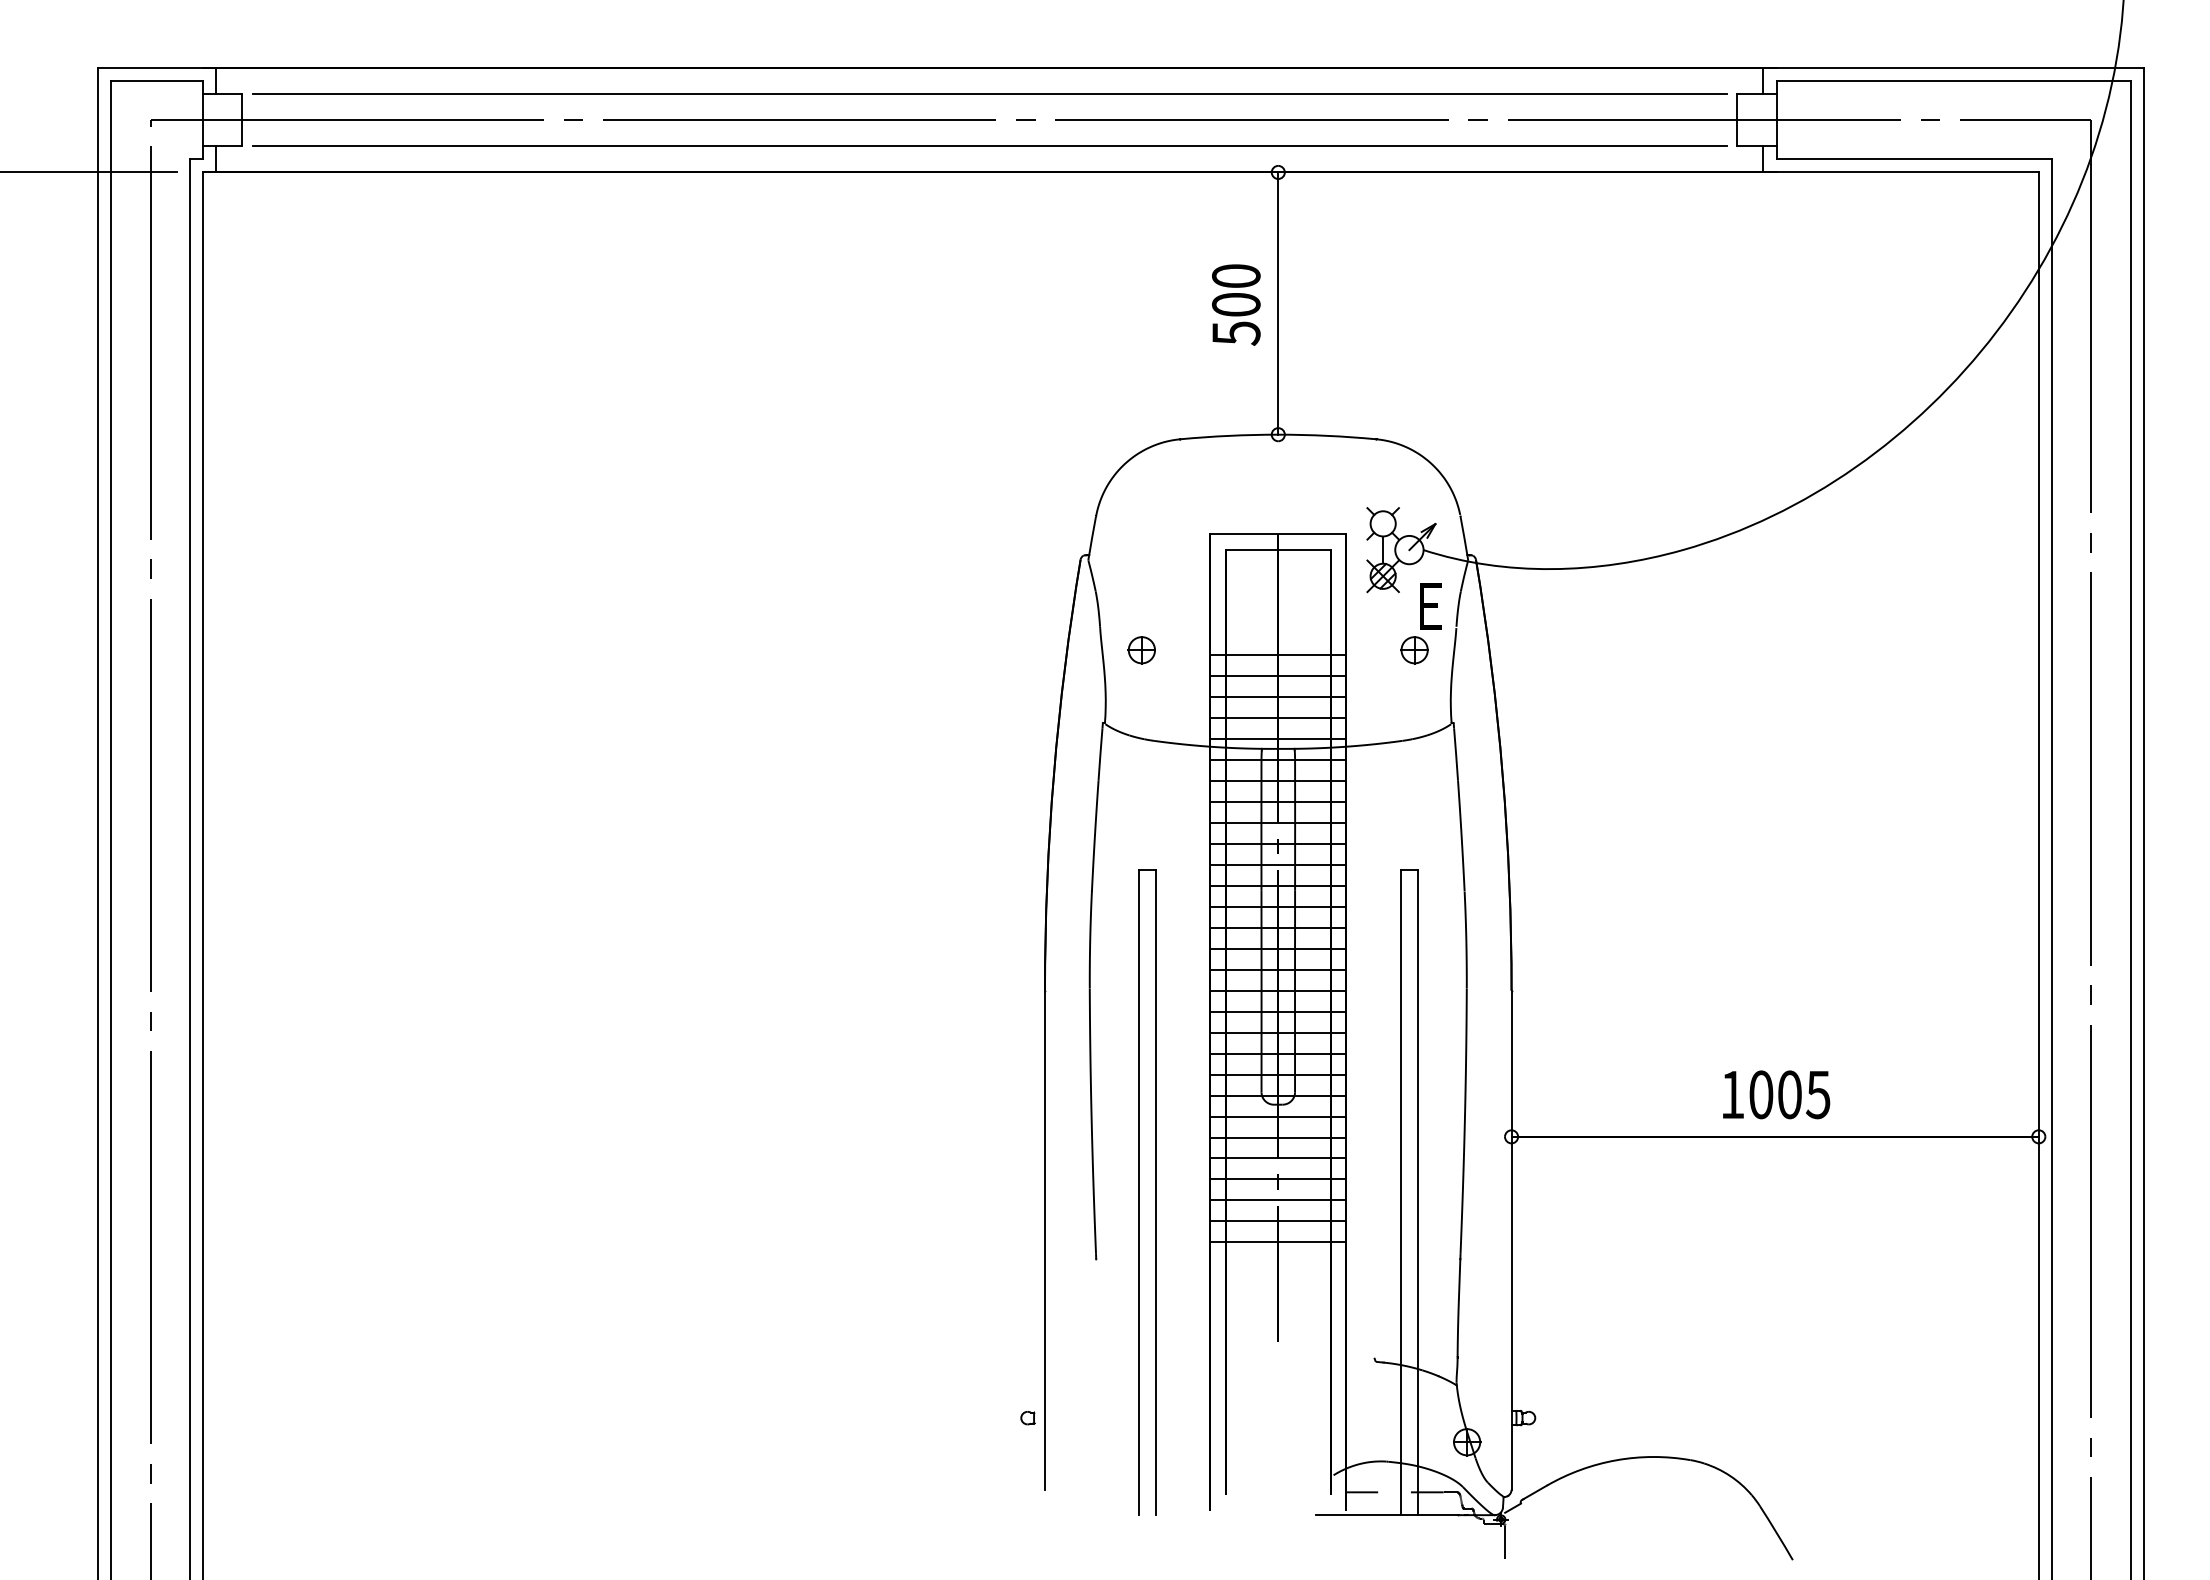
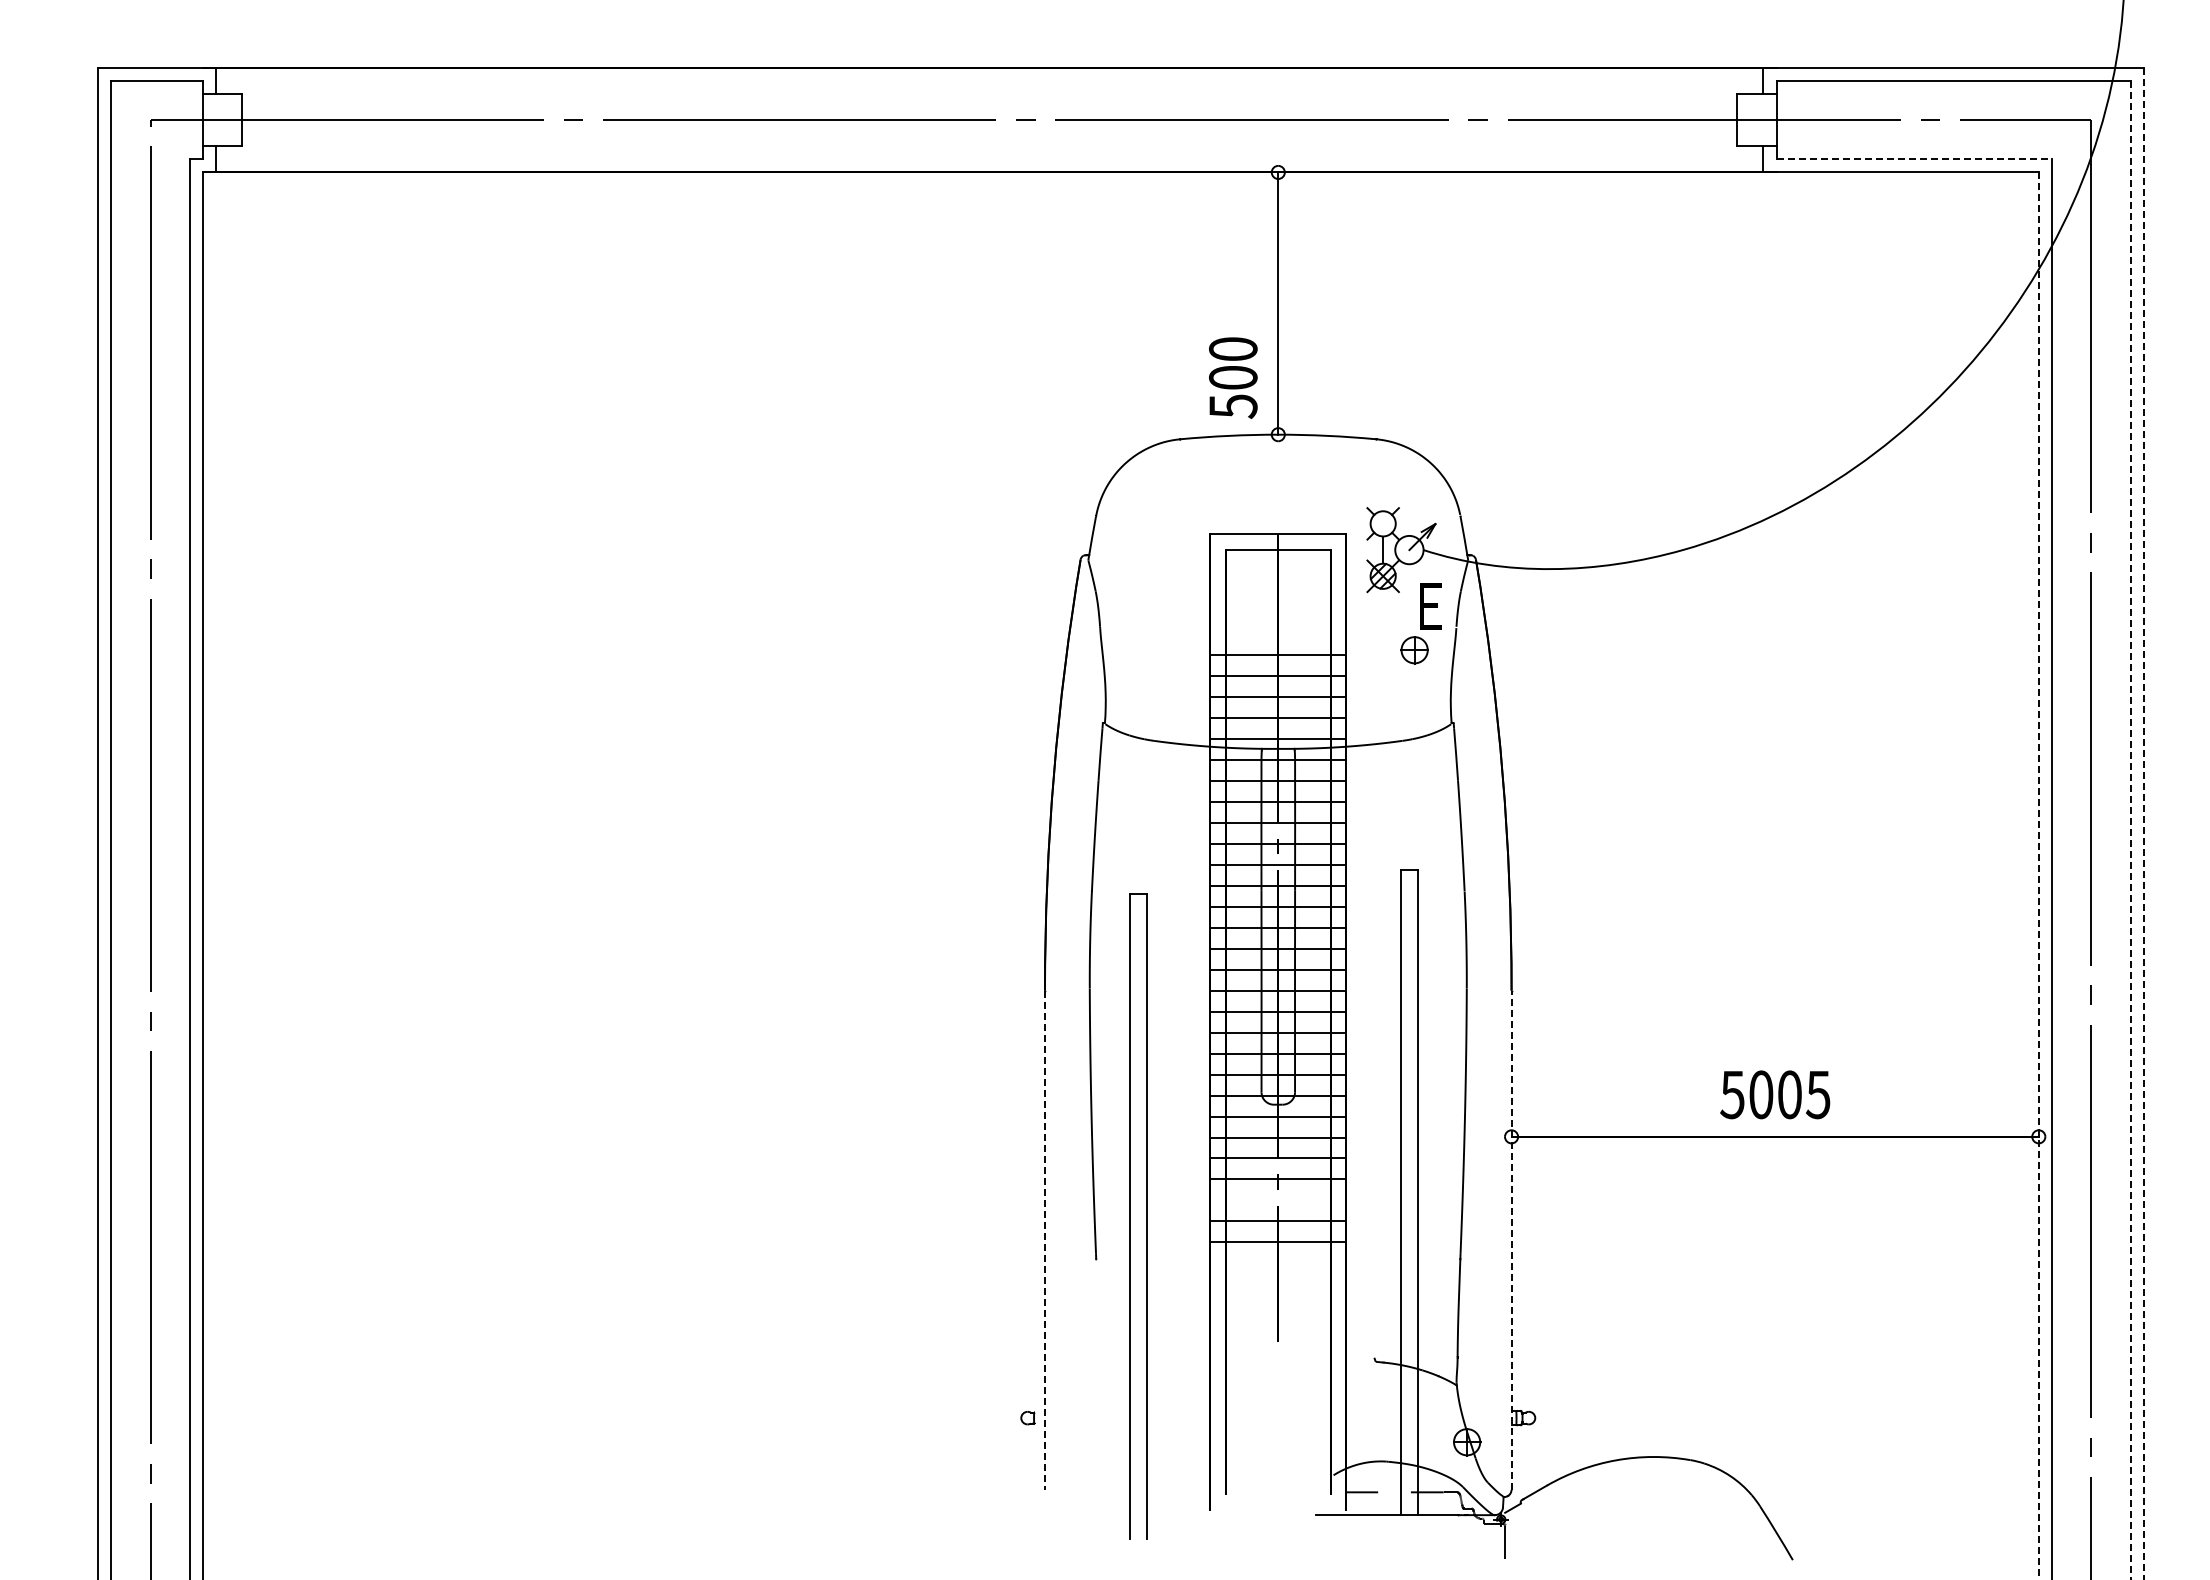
line: present -> none (989, 93)
line: present -> none (989, 146)
line: solid -> dashed (1914, 159)
line: present -> none (89, 172)
text position: (1236, 304) -> (1233, 377) (1233, 377)
part: present -> none (1141, 650)
line: solid -> dashed (2143, 823)
line: solid -> dashed (2130, 830)
line: solid -> dashed (2038, 876)
text: 1005 -> 5005 (1732, 1095)
part position: (1139, 1192) -> (1130, 1216) (1130, 1216)
line: present -> none (1278, 1200)
line: solid -> dashed (1045, 1240)
line: solid -> dashed (1511, 1240)
